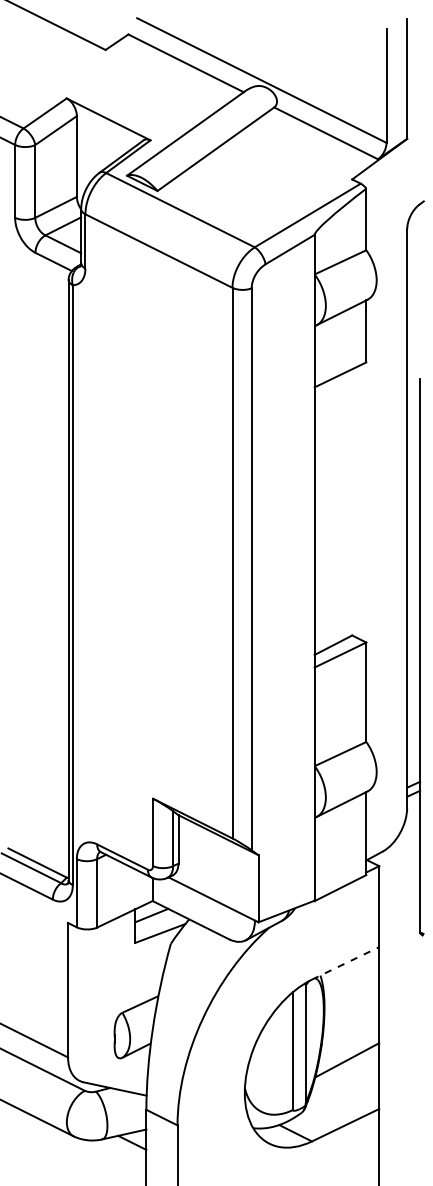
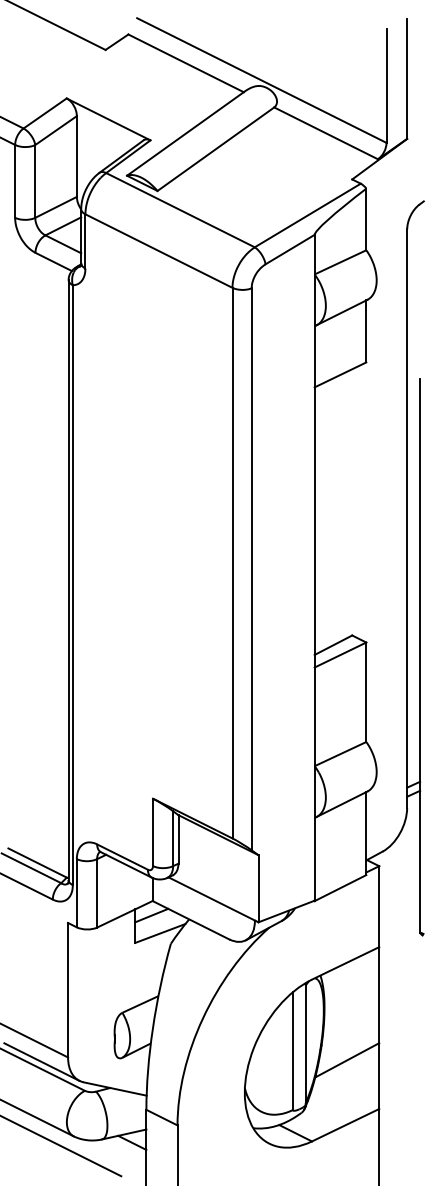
line: dashed -> solid (346, 963)
line: none -> present (41, 1061)
line: none -> present (61, 1146)
